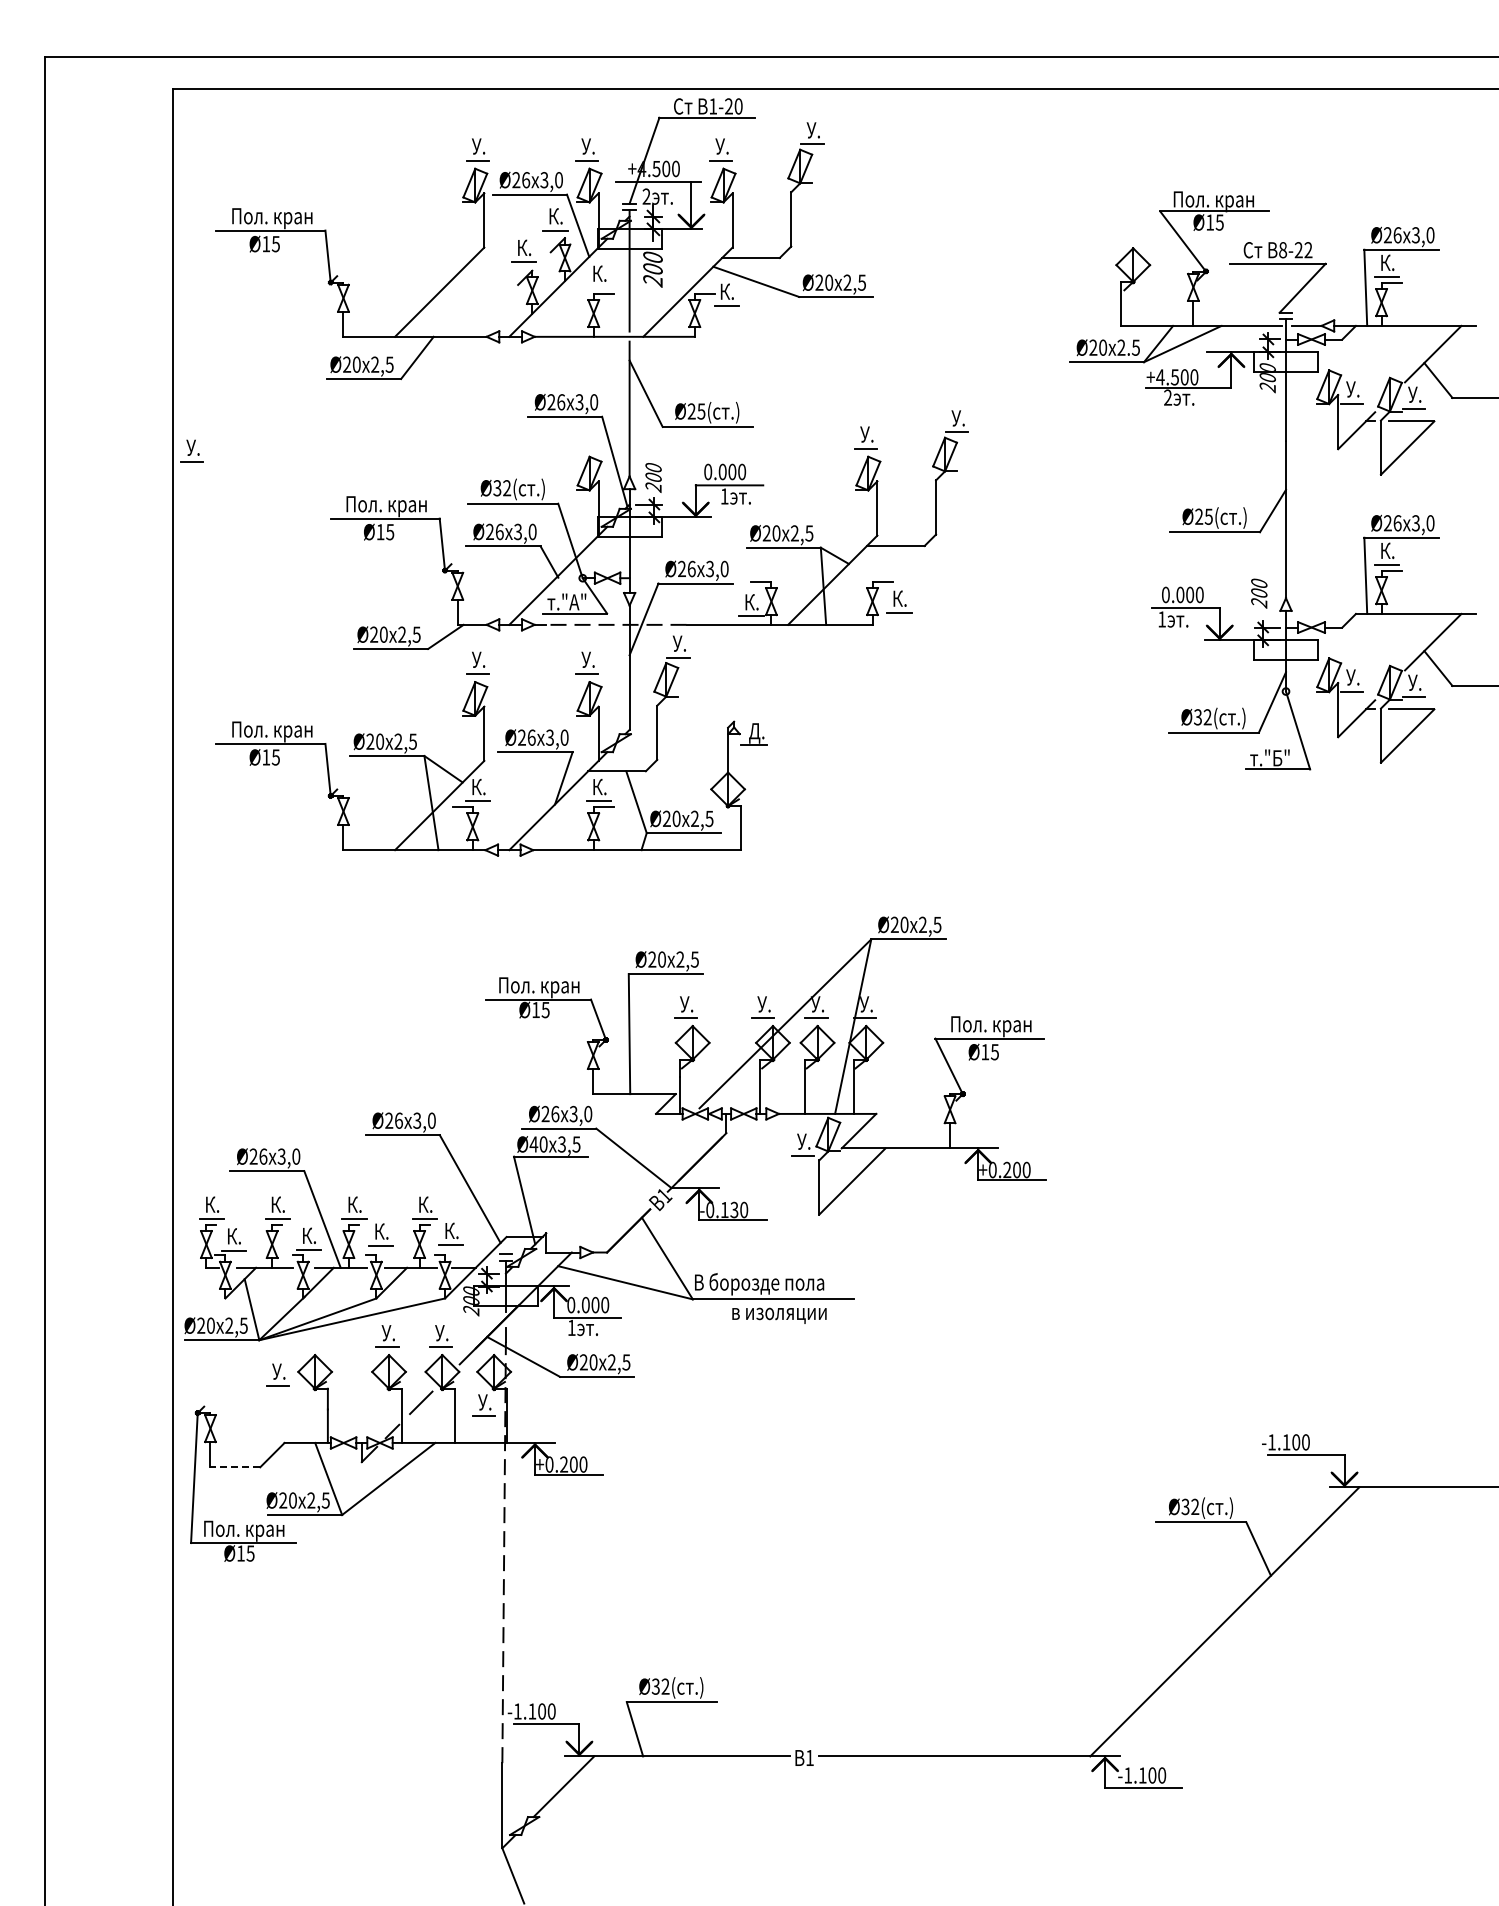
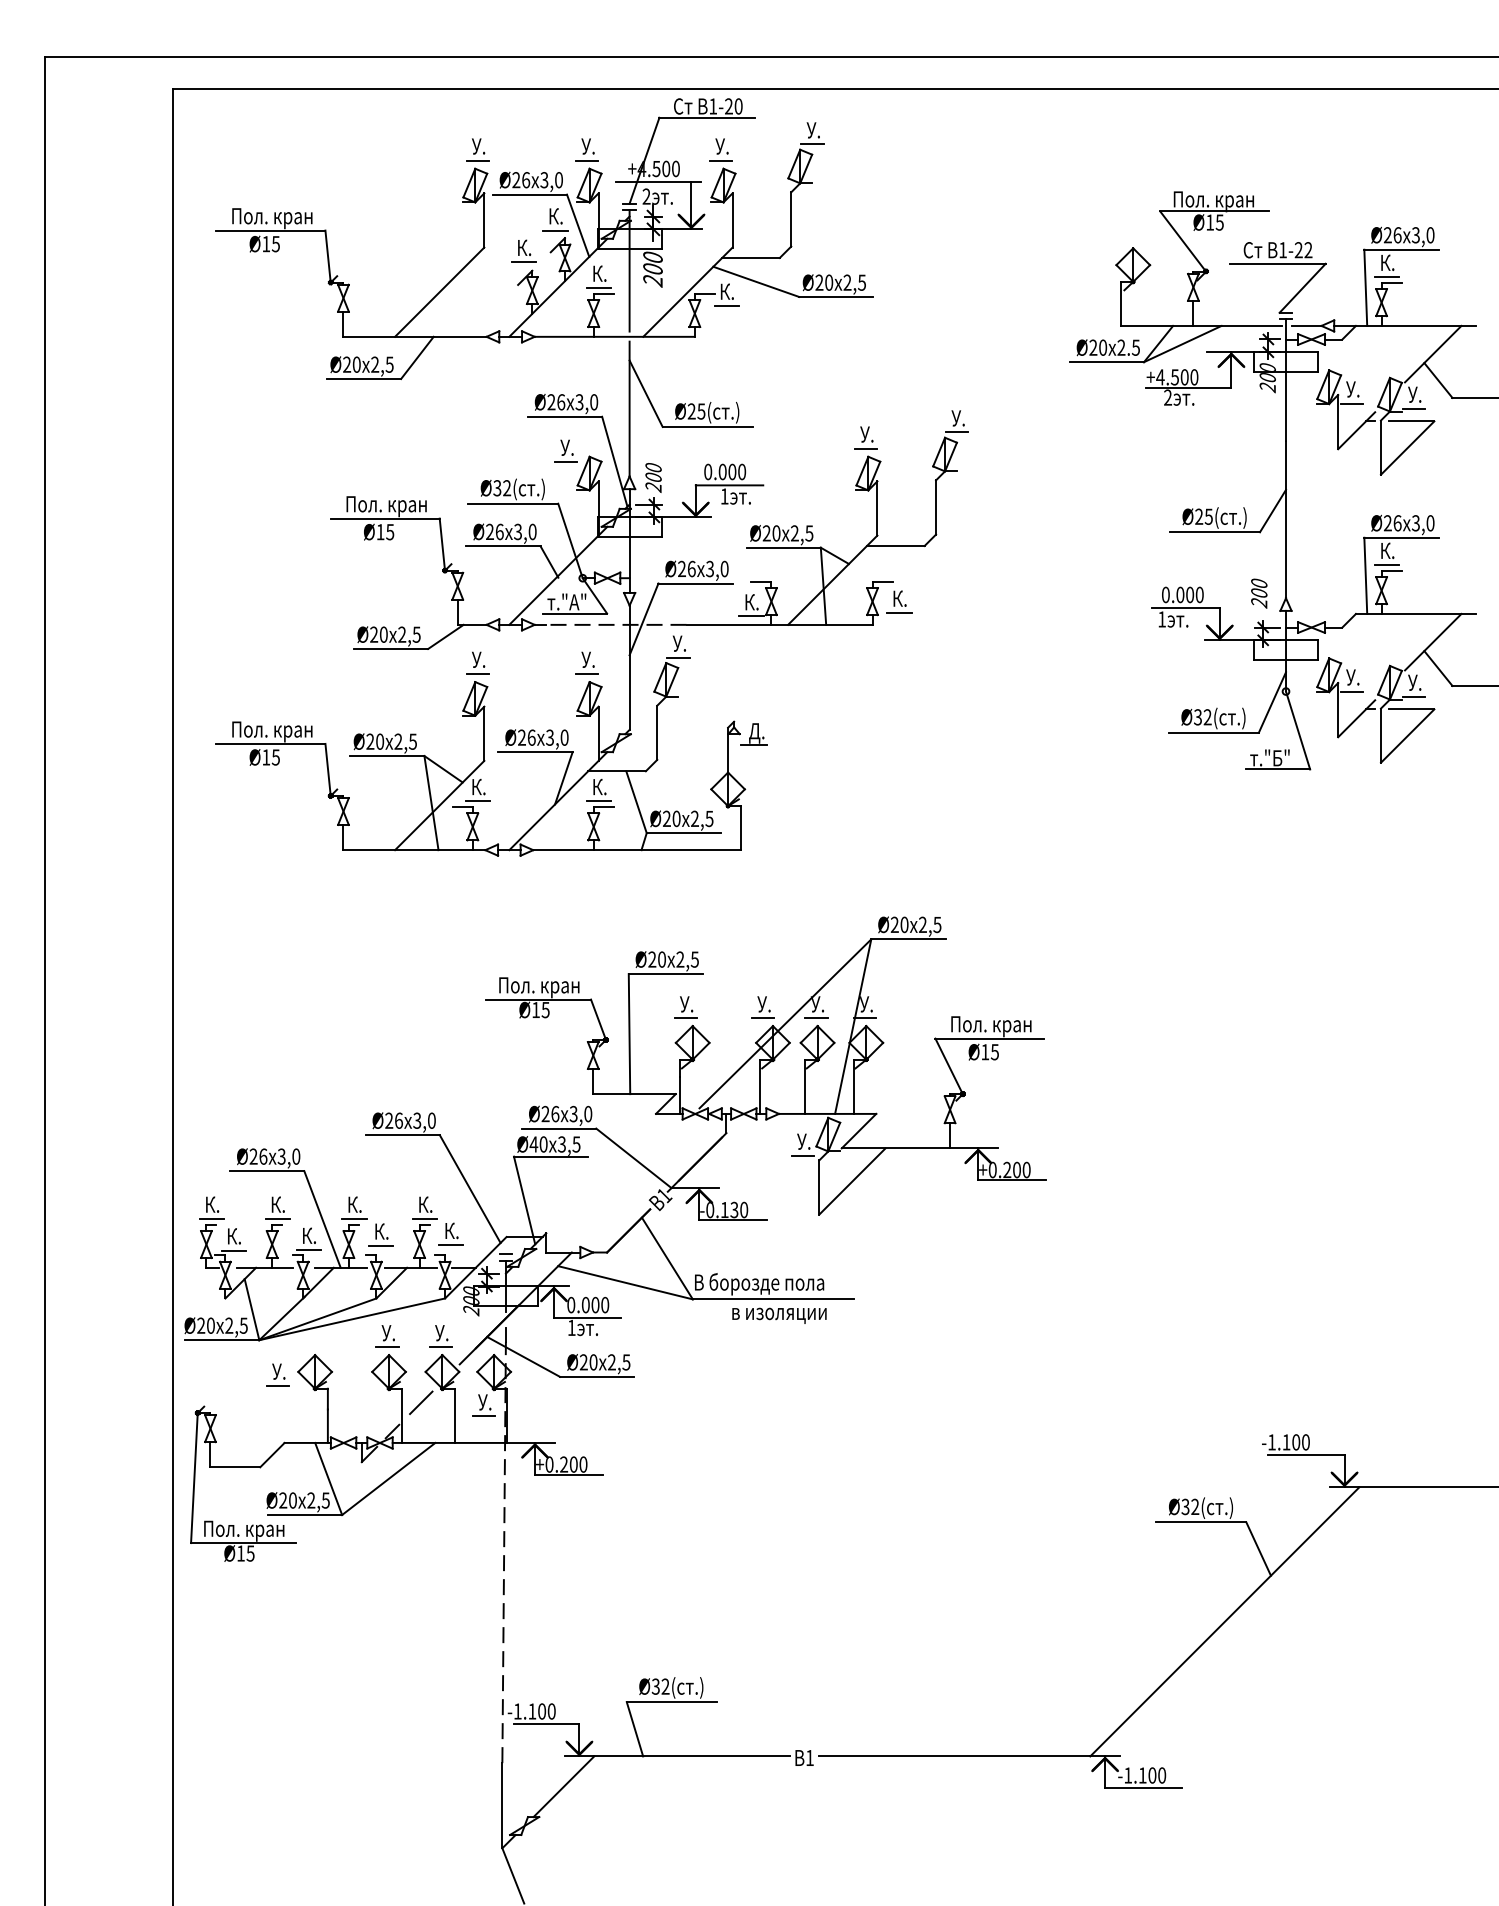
text: 8-22 -> 1-22 (1283, 250)
line: none -> present (599, 287)
part position: (191, 450) -> (565, 450) (565, 450)
line: dashed -> solid (235, 1467)
